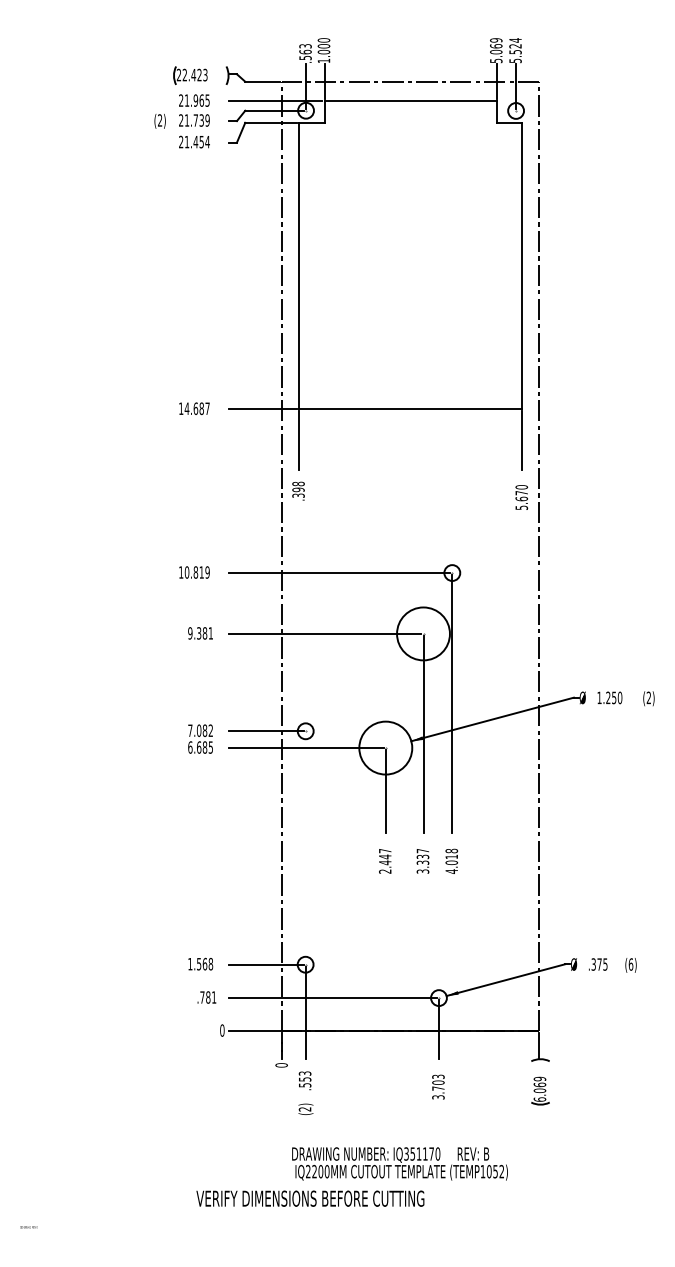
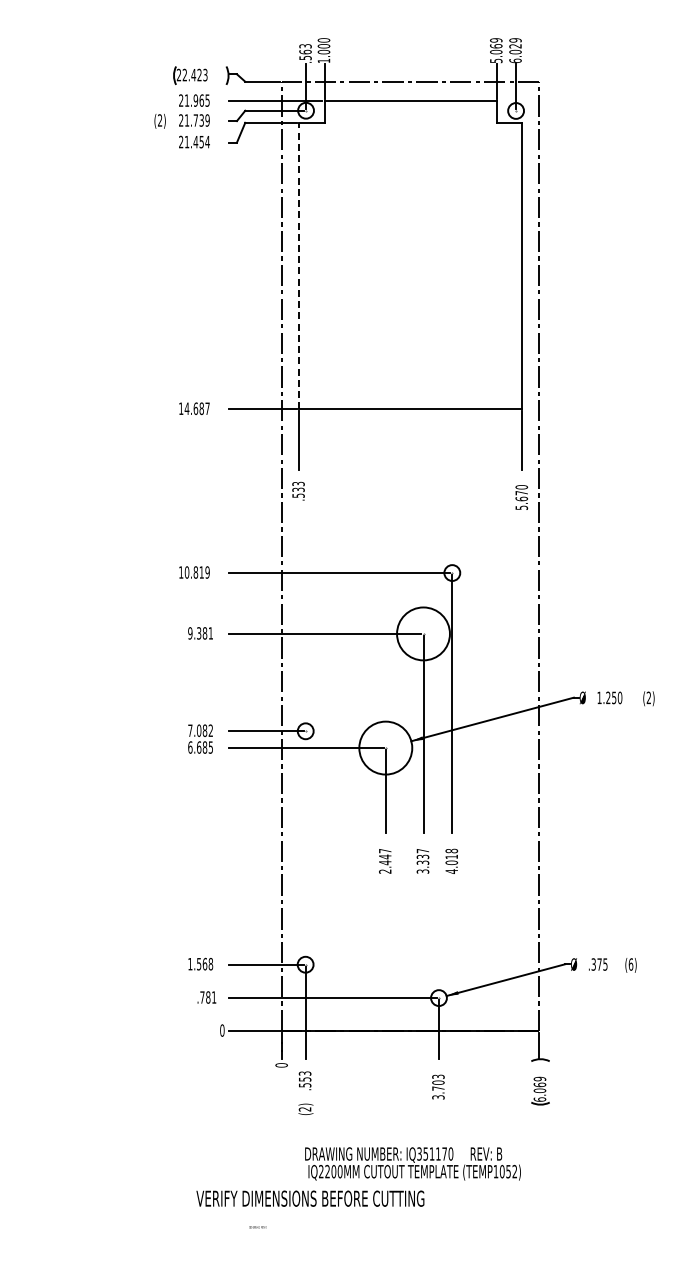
text: 5.524 -> 6.029 (515, 50)
line: solid -> dashed (299, 265)
text: .398 -> .533 (298, 489)
text position: (399, 1163) -> (412, 1163) (412, 1163)
text position: (28, 1227) -> (257, 1227) (257, 1227)
